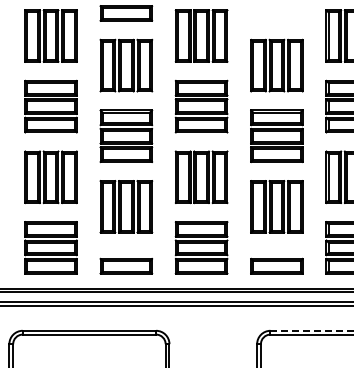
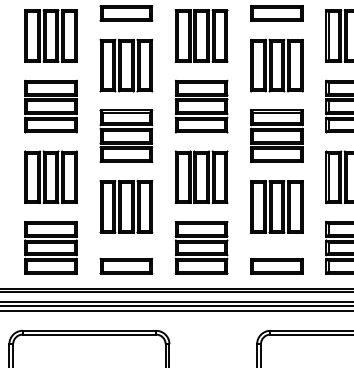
part: none -> present (276, 13)
line: none -> present (176, 310)
line: dashed -> solid (312, 330)
